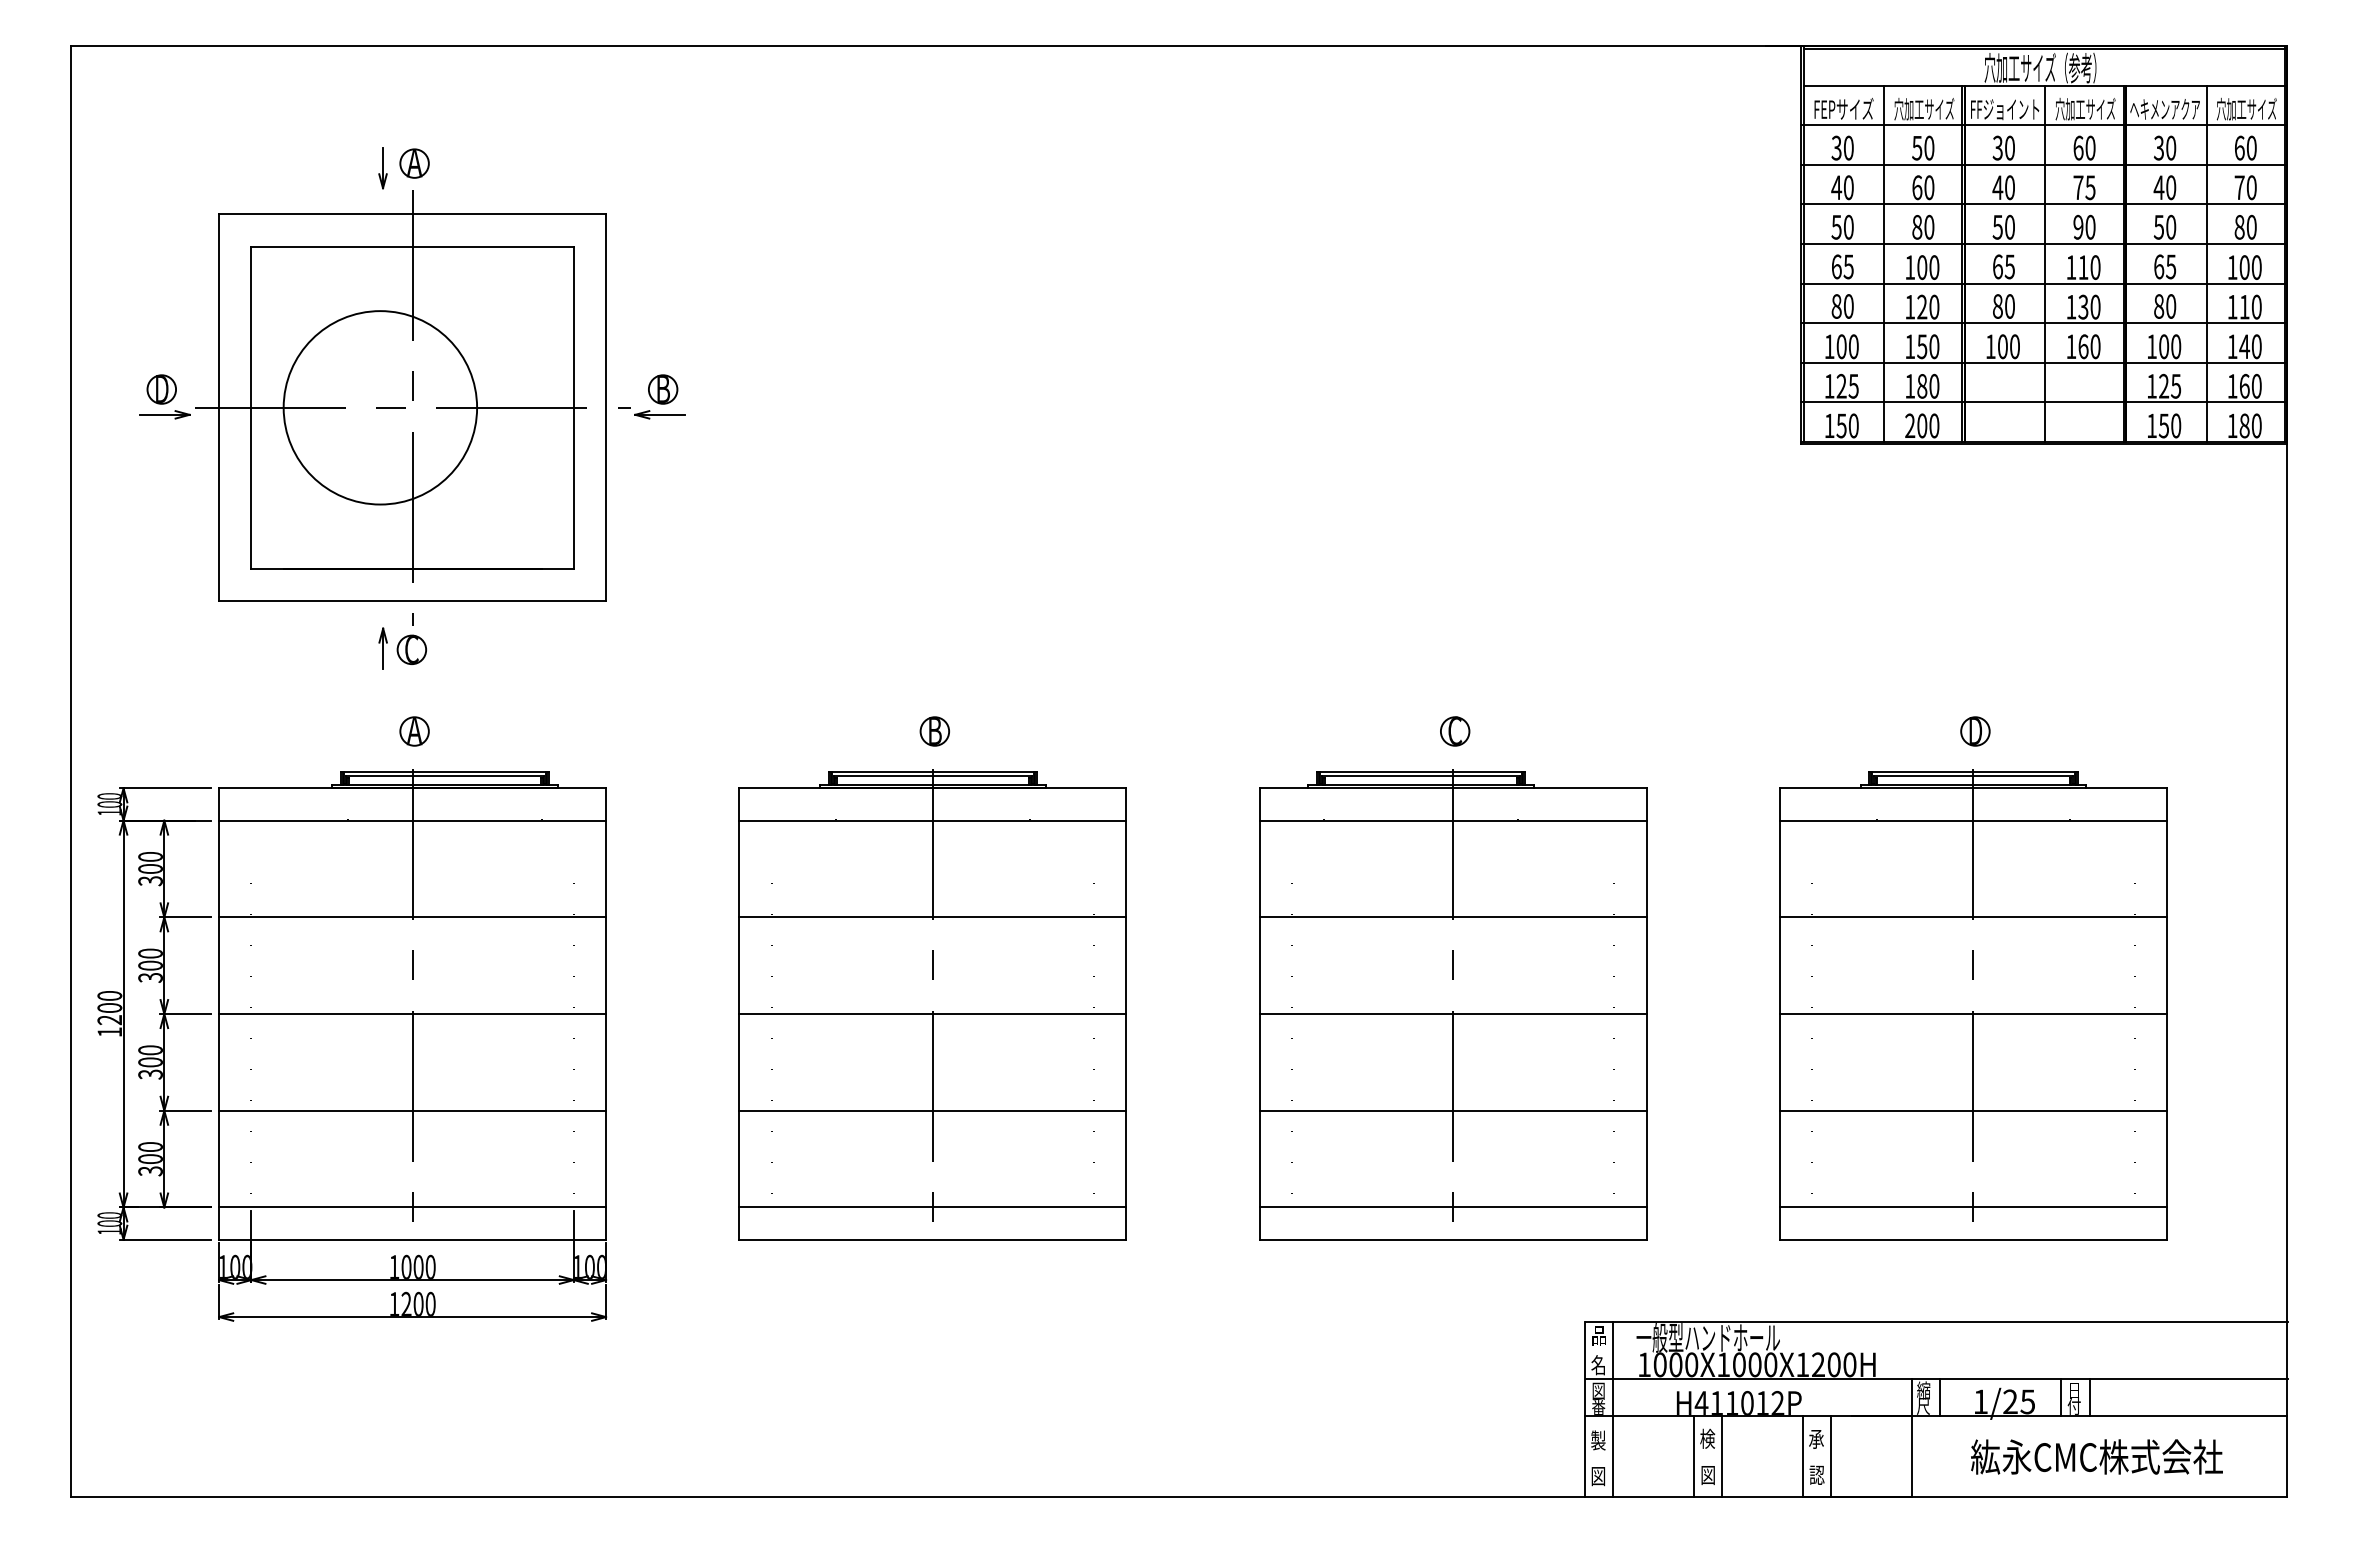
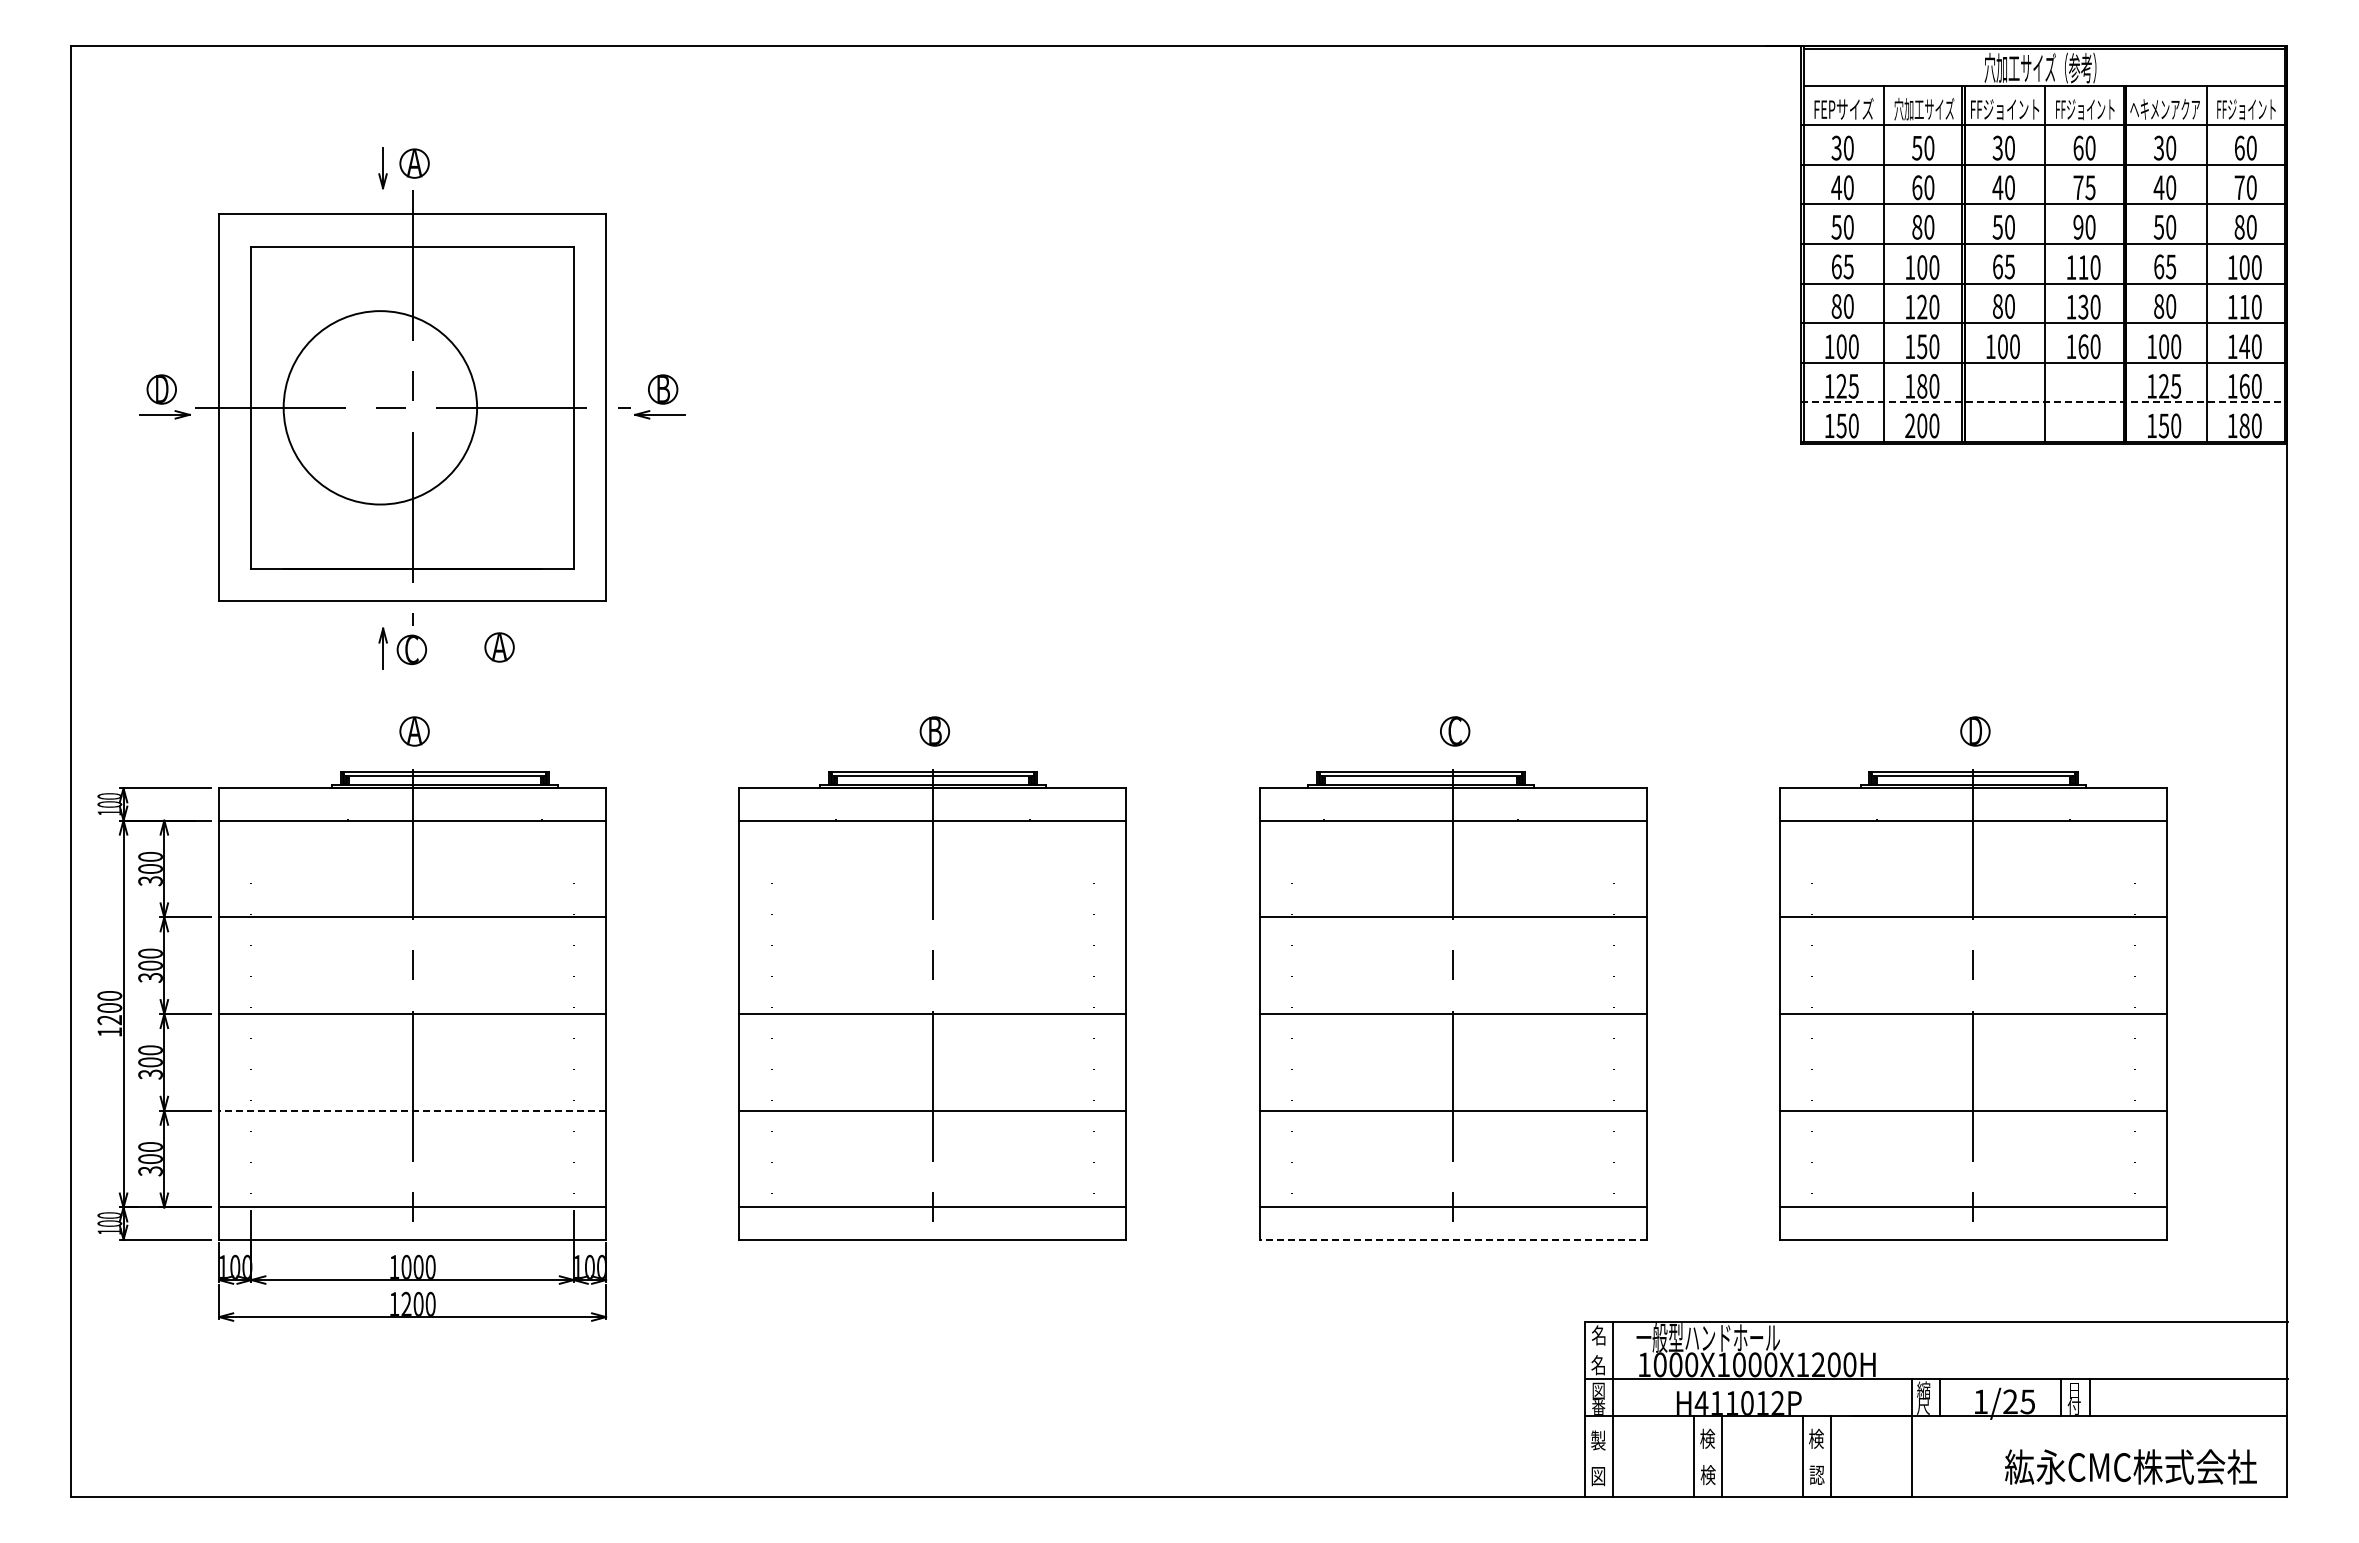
text: 穴加工サイズ -> FFジョイント (2085, 108)
text: 穴加工サイズ -> FFジョイント (2246, 108)
line: solid -> dashed (2044, 402)
part: none -> present (499, 647)
line: present -> none (932, 917)
line: solid -> dashed (412, 1110)
line: solid -> dashed (1452, 1239)
text: 品 -> 名 (1598, 1335)
text: 承 -> 検 (1816, 1438)
text position: (2096, 1456) -> (2130, 1466) (2130, 1466)
text: 図 -> 検 (1707, 1475)
